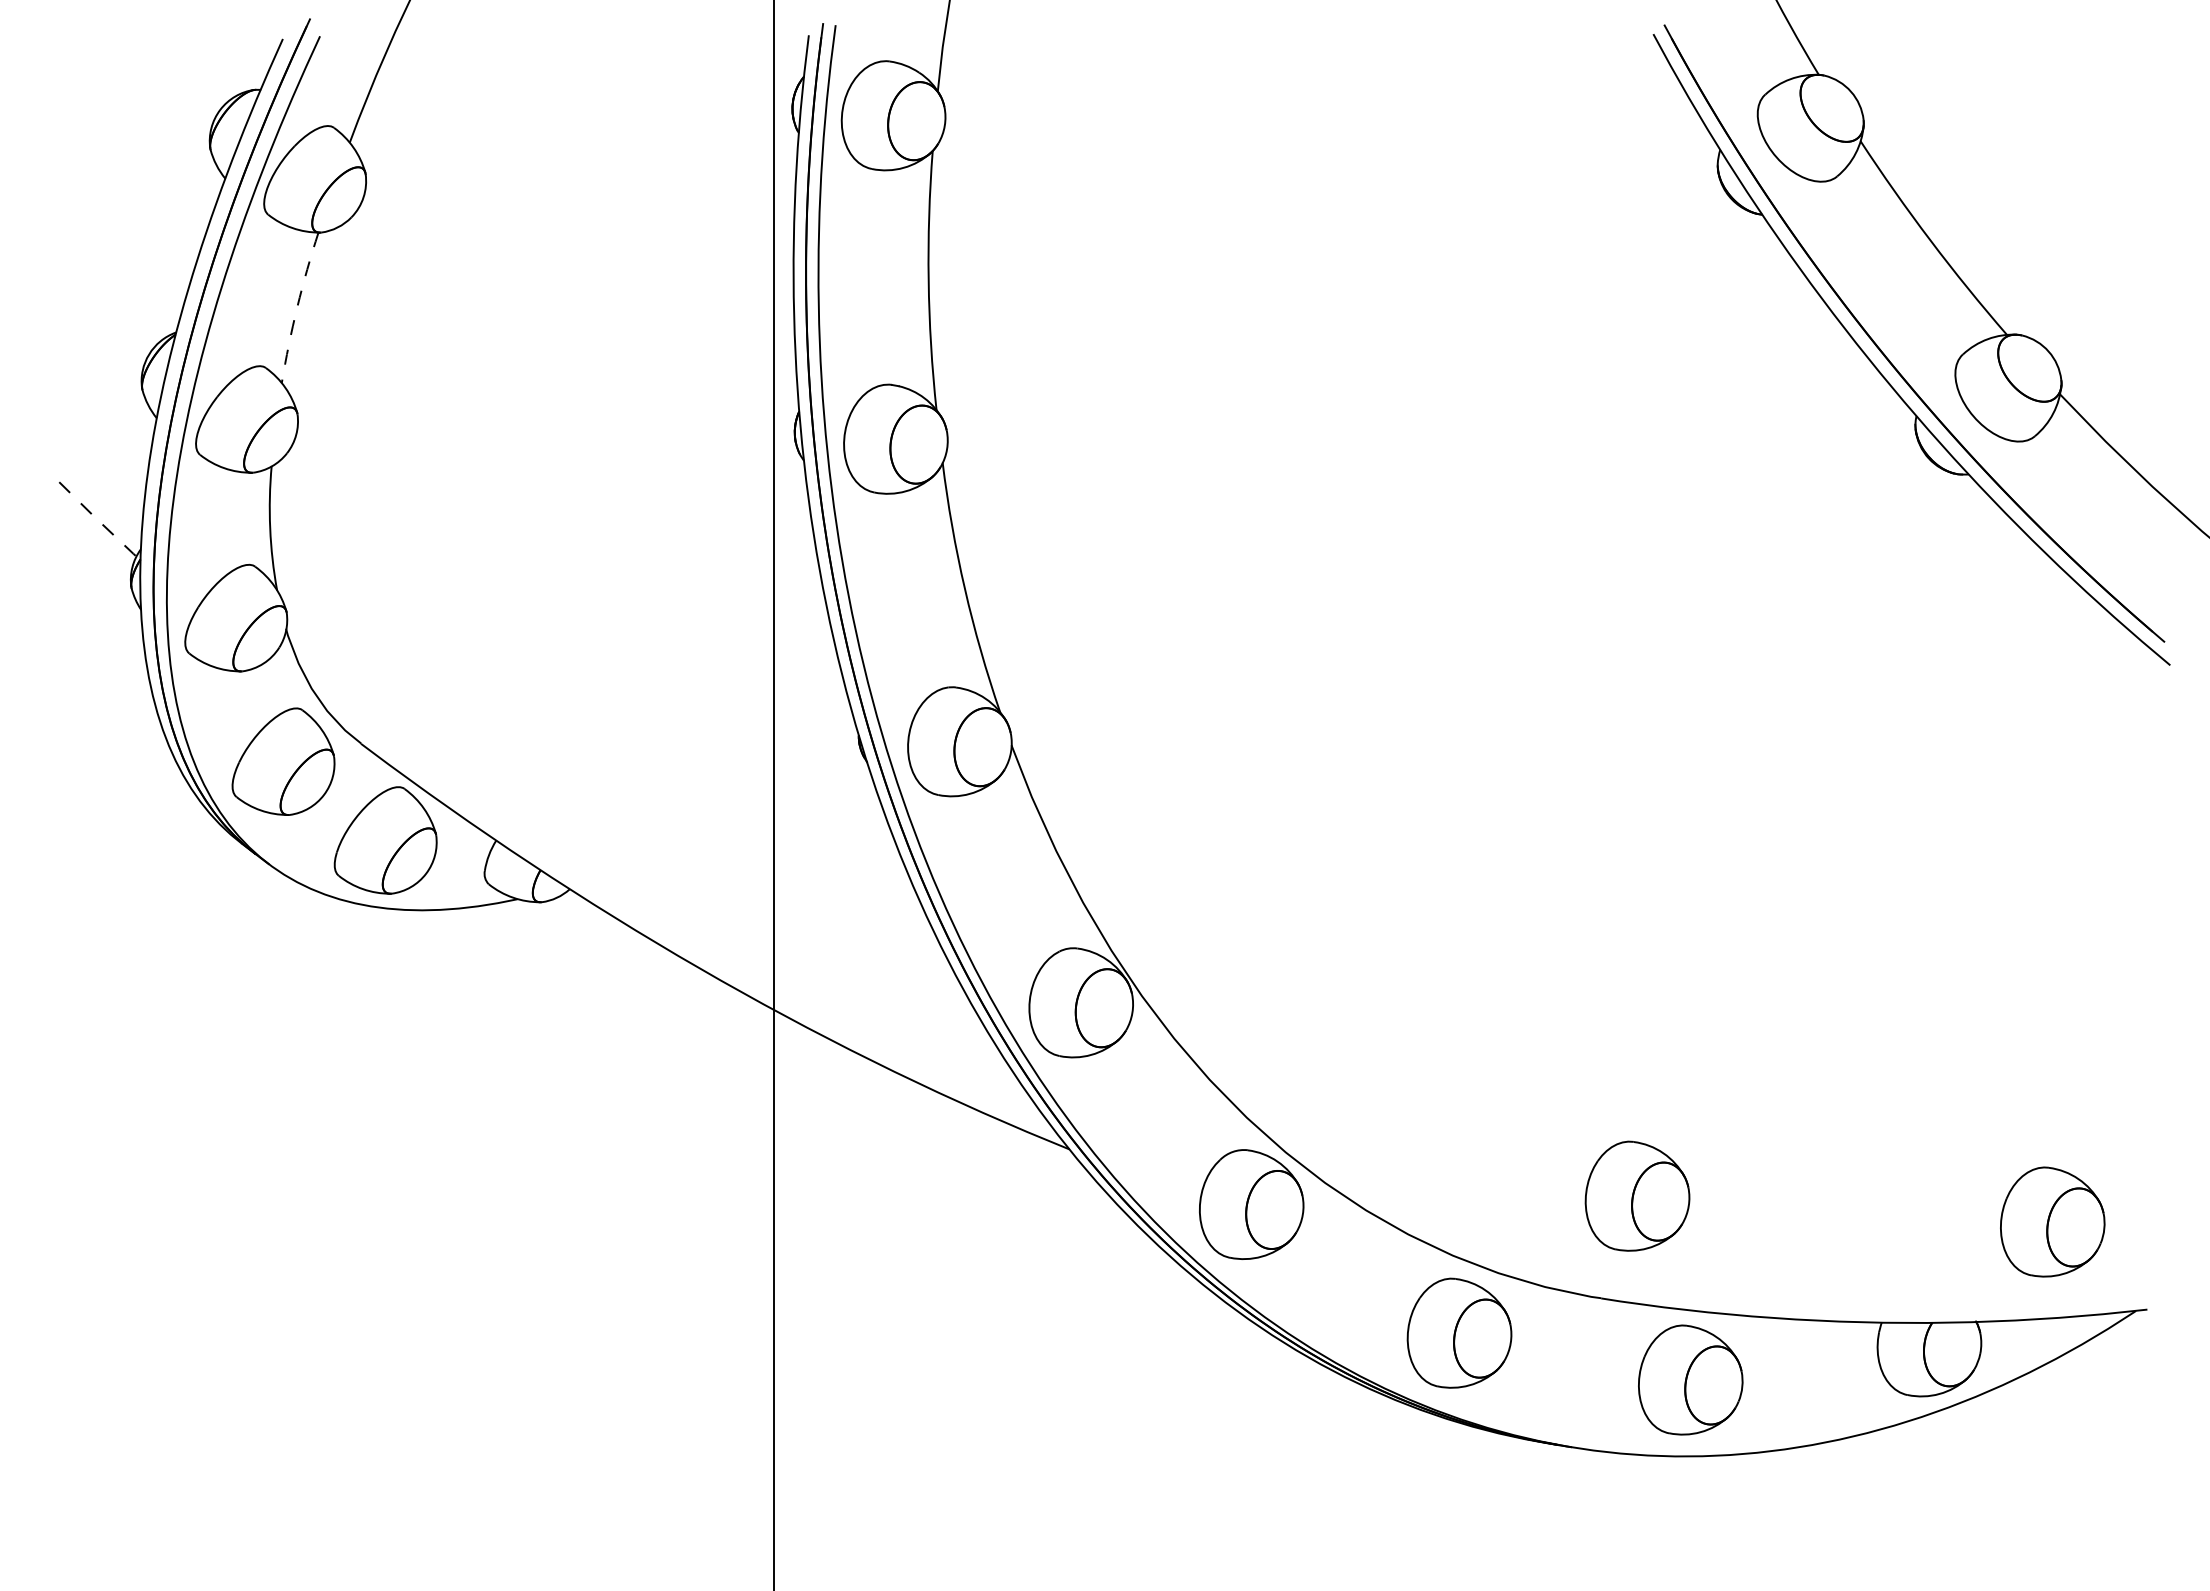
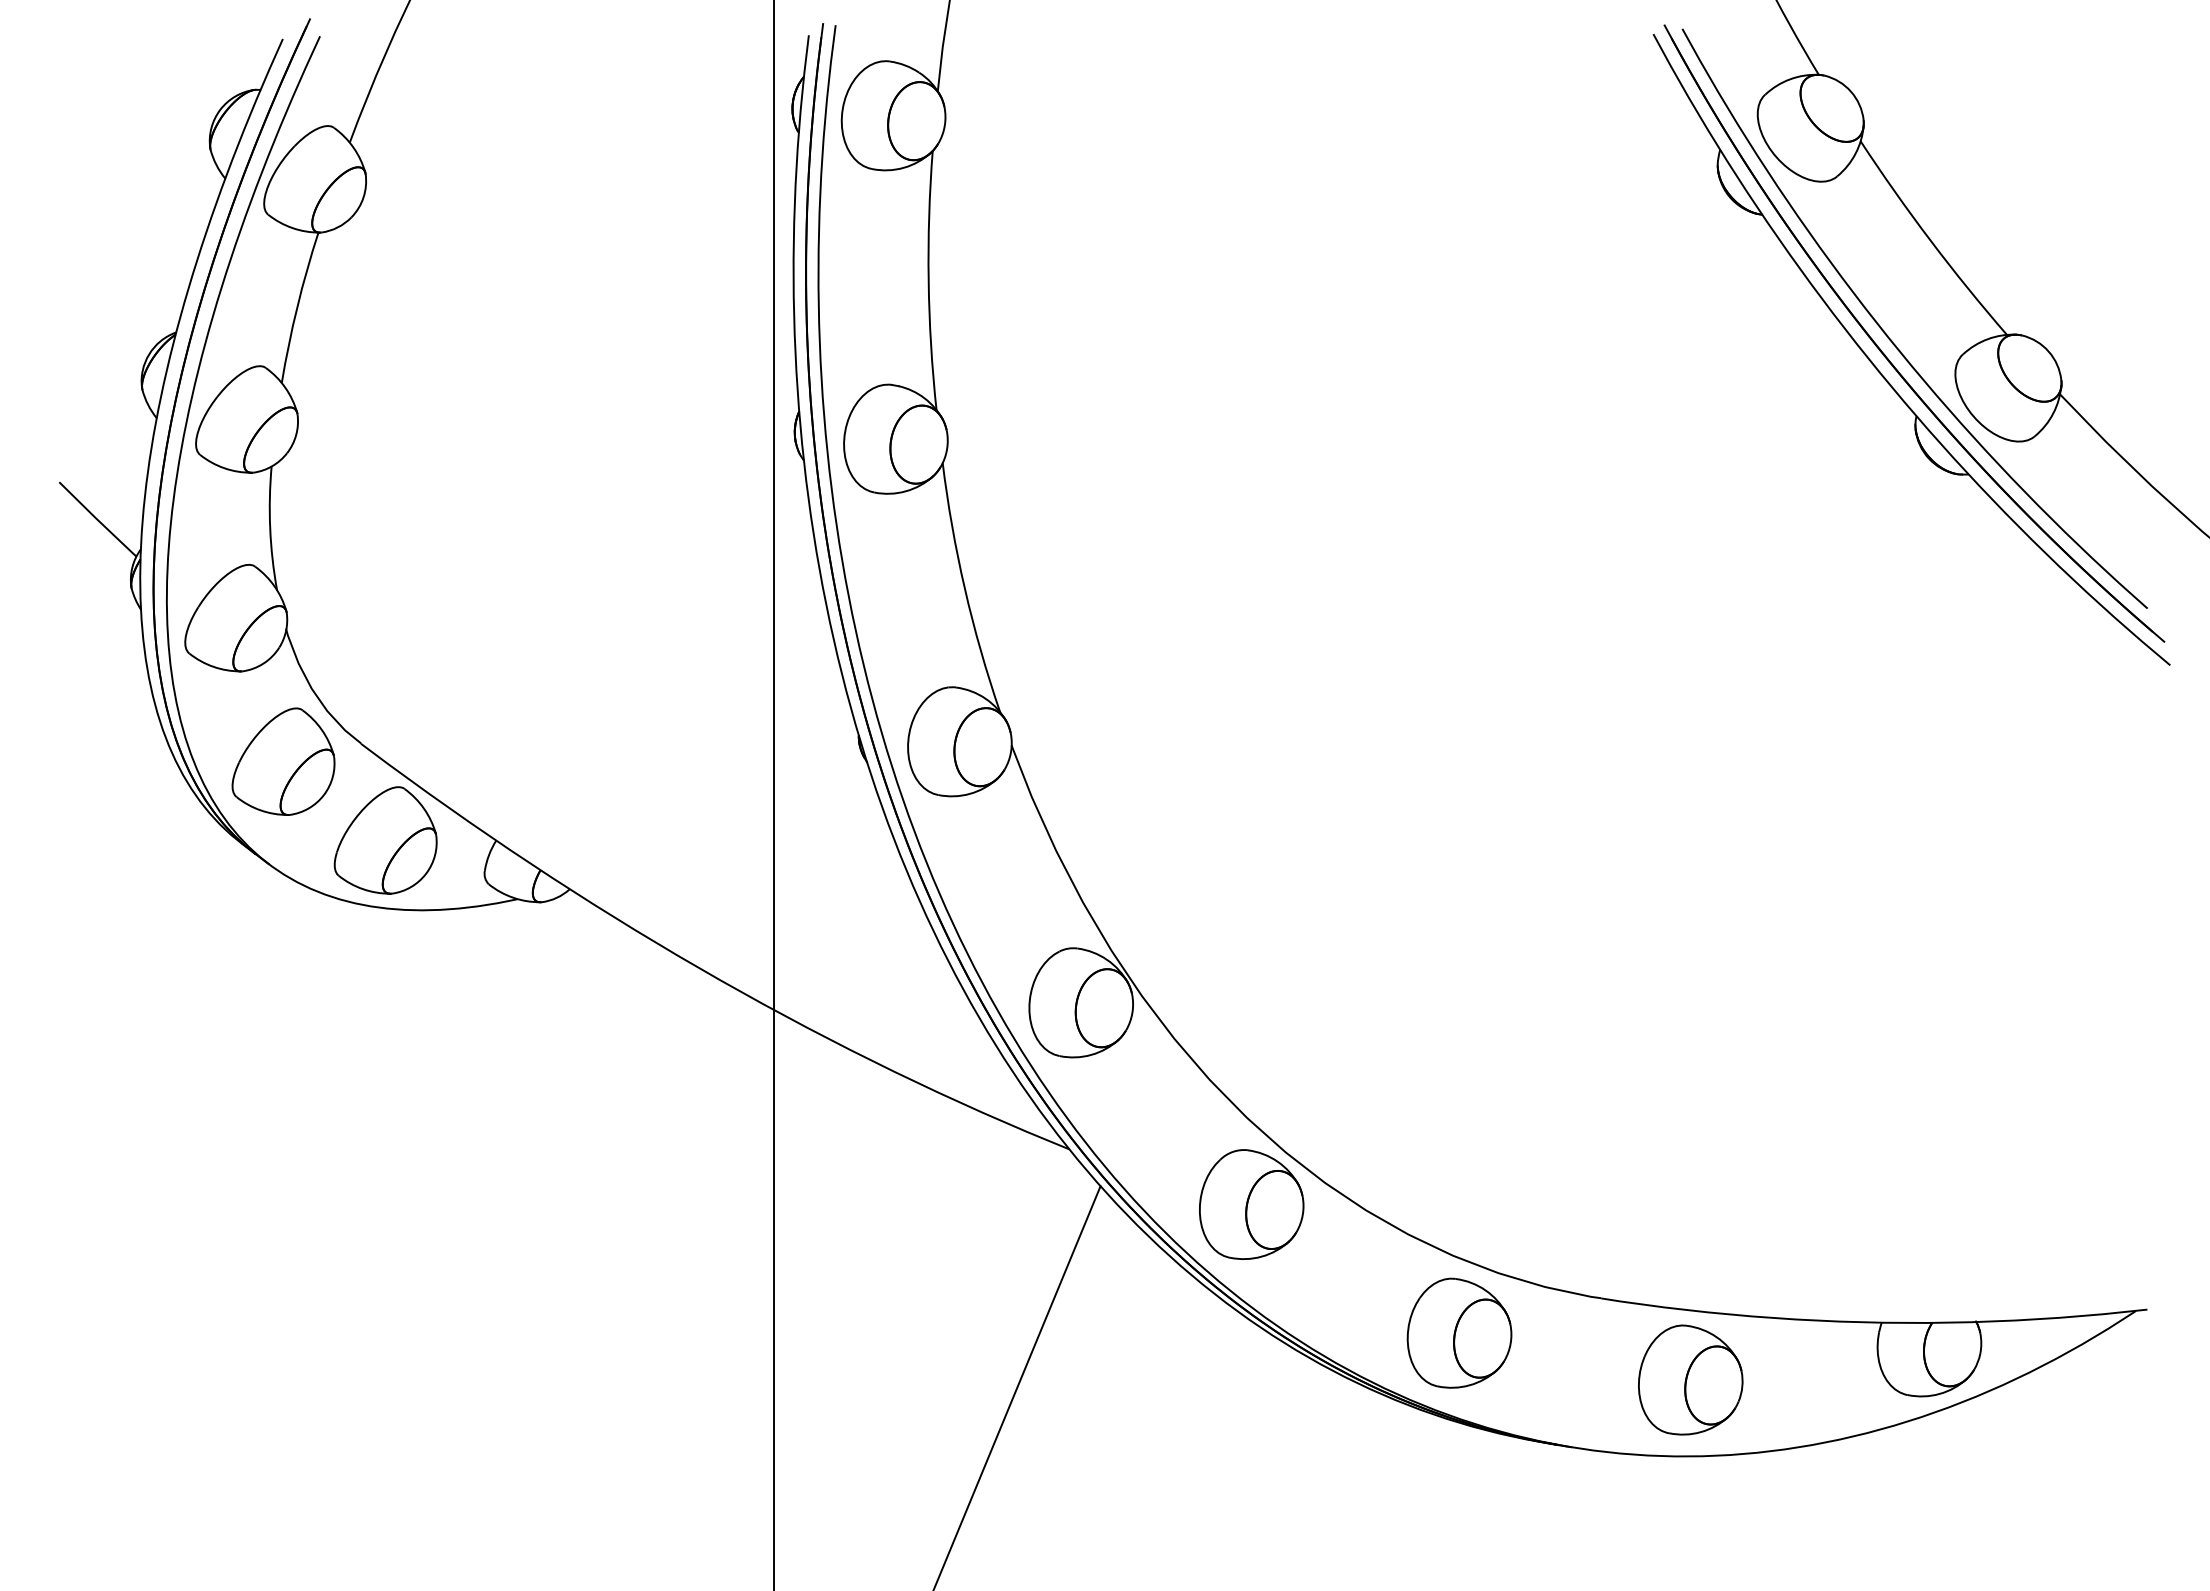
arc: dashed -> solid (297, 307)
curve: none -> present (1892, 340)
line: dashed -> solid (98, 520)
part: present -> none (1637, 1195)
part: present -> none (2052, 1221)
line: none -> present (1017, 1386)
